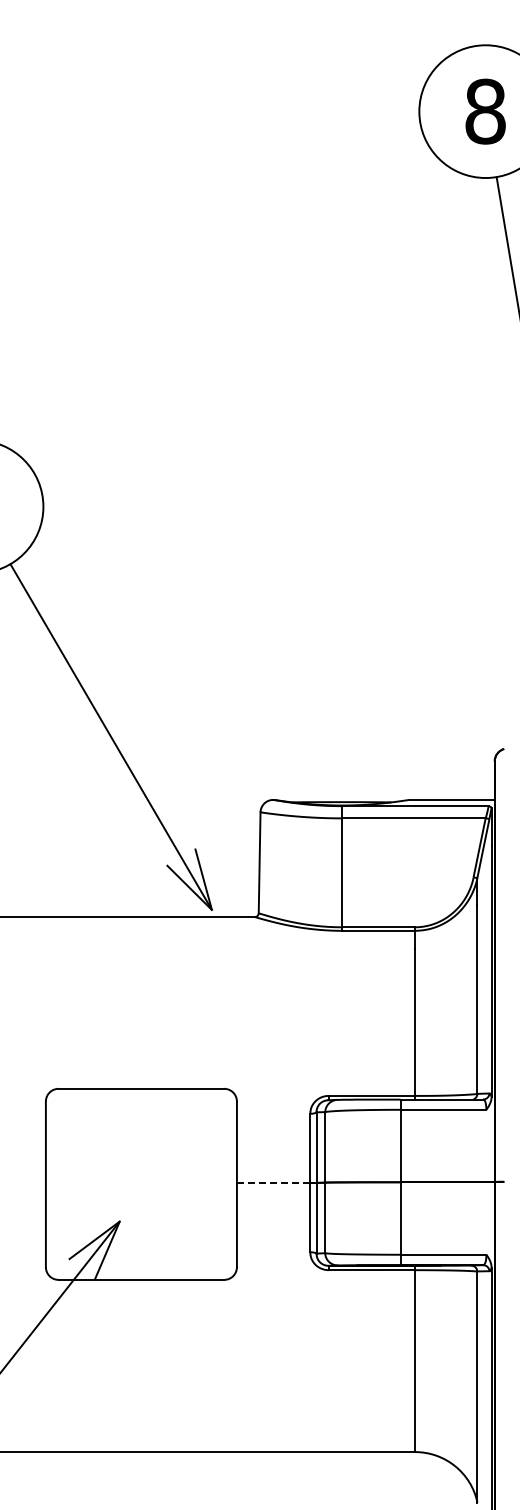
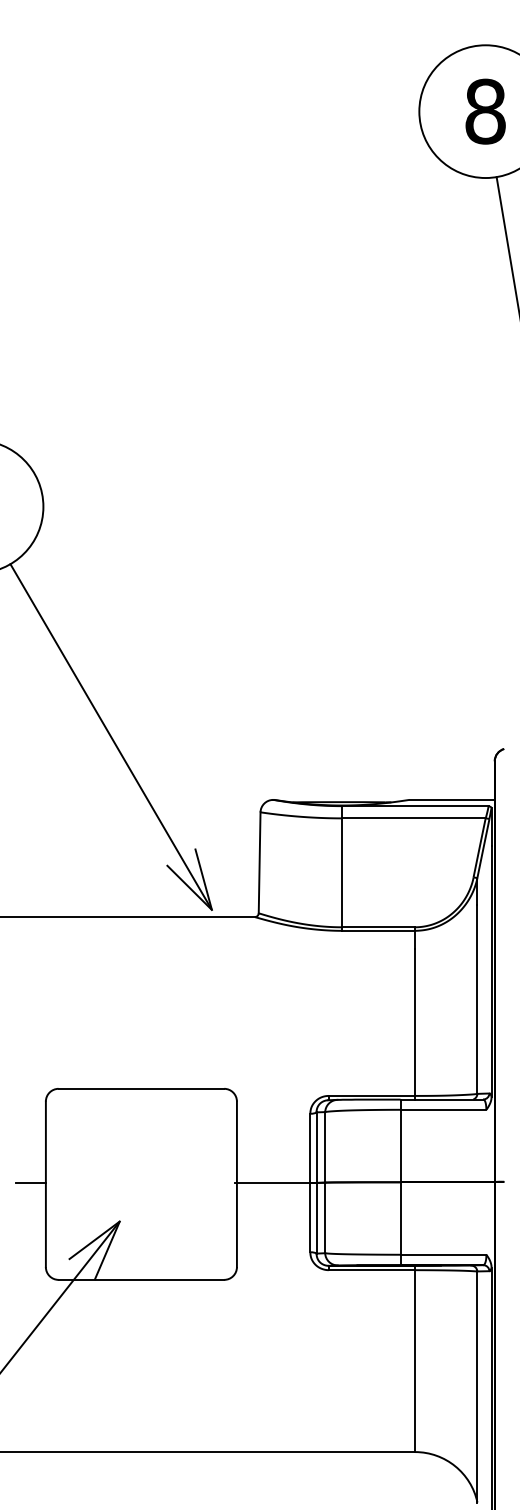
line: none -> present (30, 1182)
line: dashed -> solid (272, 1182)
